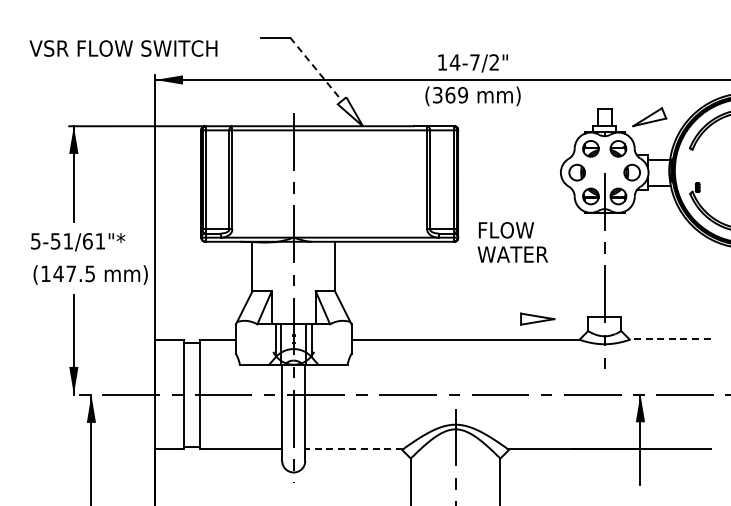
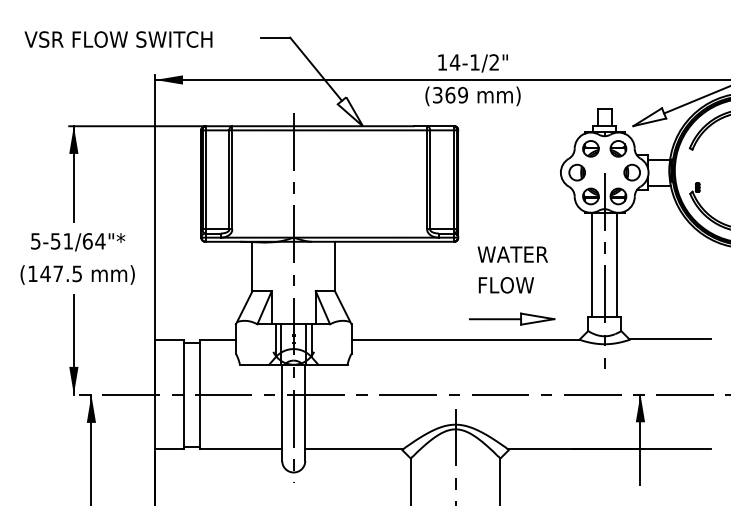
text position: (123, 48) -> (118, 39) (118, 39)
text: 14-7/2" -> 14-1/2" (474, 62)
line: dashed -> solid (316, 69)
line: none -> present (695, 100)
text position: (505, 230) -> (505, 285) (505, 285)
text: 5-51/61"* -> 5-51/64"* (100, 241)
line: none -> present (592, 264)
line: none -> present (617, 264)
text position: (90, 274) -> (77, 274) (77, 274)
line: none -> present (495, 319)
line: dashed -> solid (669, 339)
line: dashed -> solid (354, 449)
